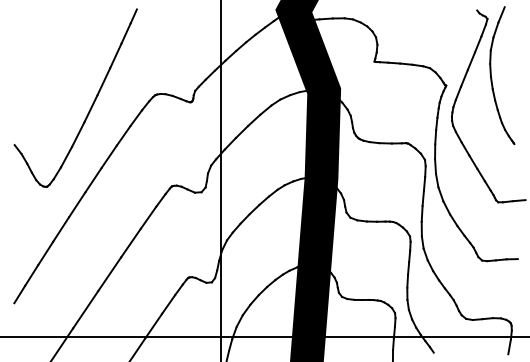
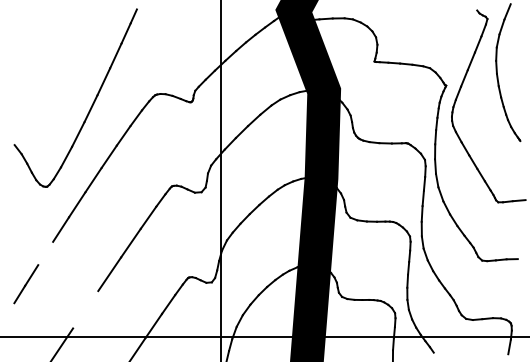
part position: (492, 78) -> (498, 75) (498, 75)
line: present -> none (45, 253)
line: present -> none (85, 309)
